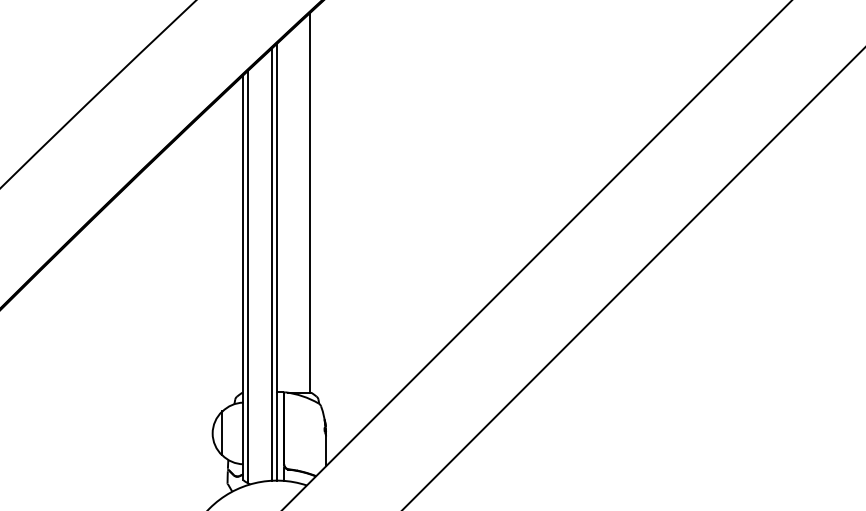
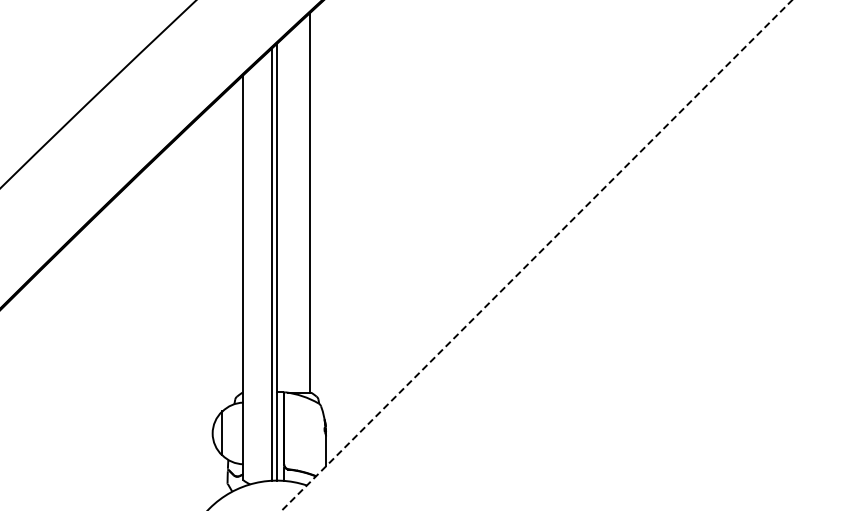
line: solid -> dashed (537, 255)
line: present -> none (247, 277)
line: present -> none (633, 278)
